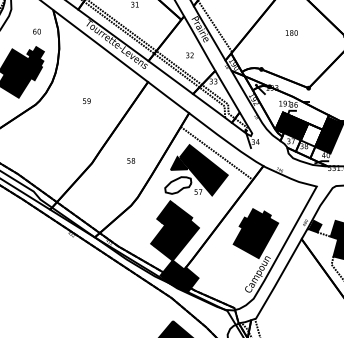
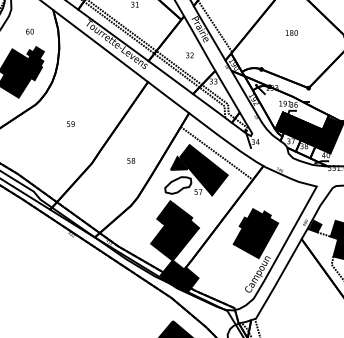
text position: (36, 31) -> (29, 31) (29, 31)
text position: (86, 100) -> (70, 123) (70, 123)
fill: none -> present (311, 134)
